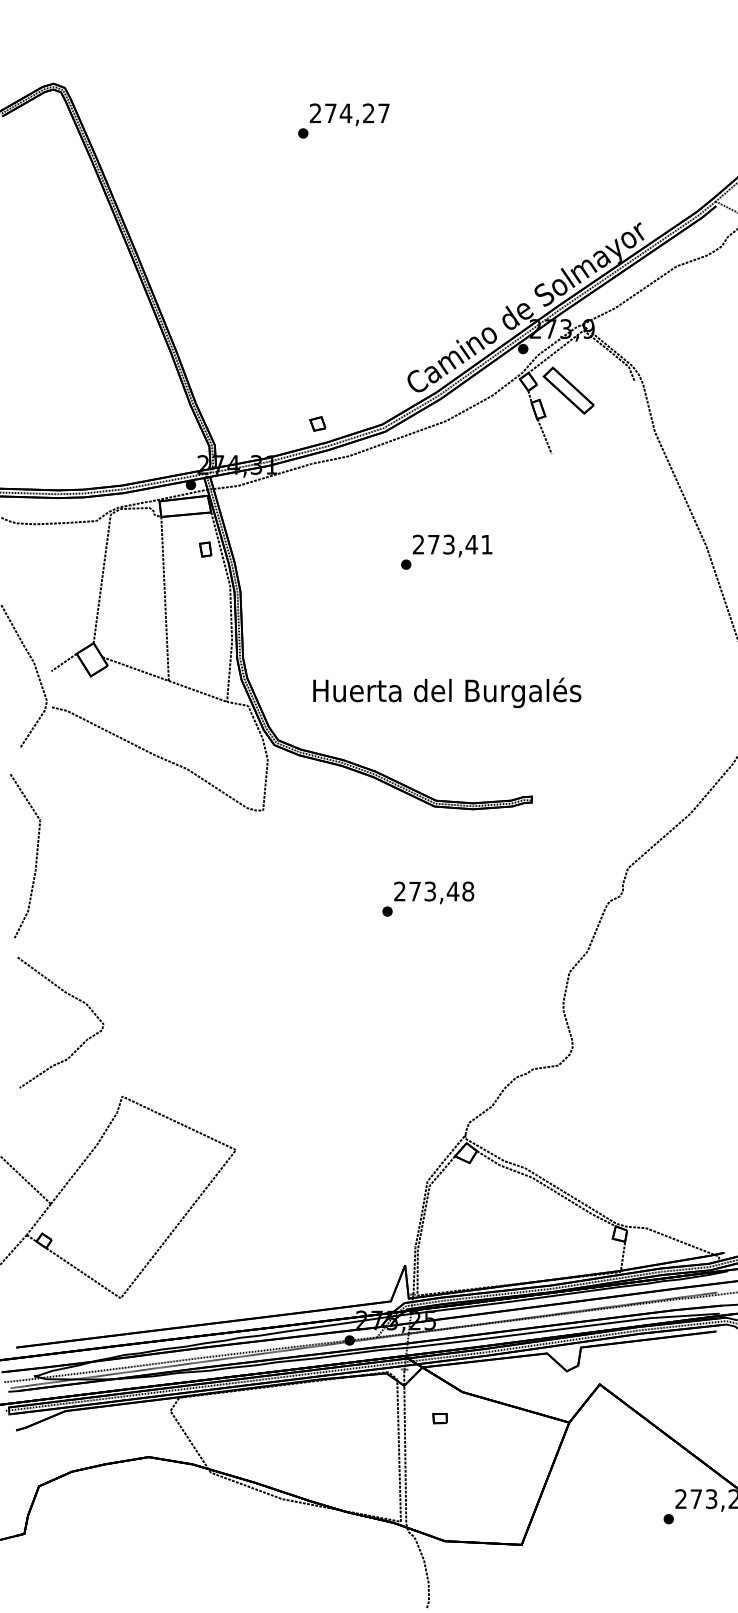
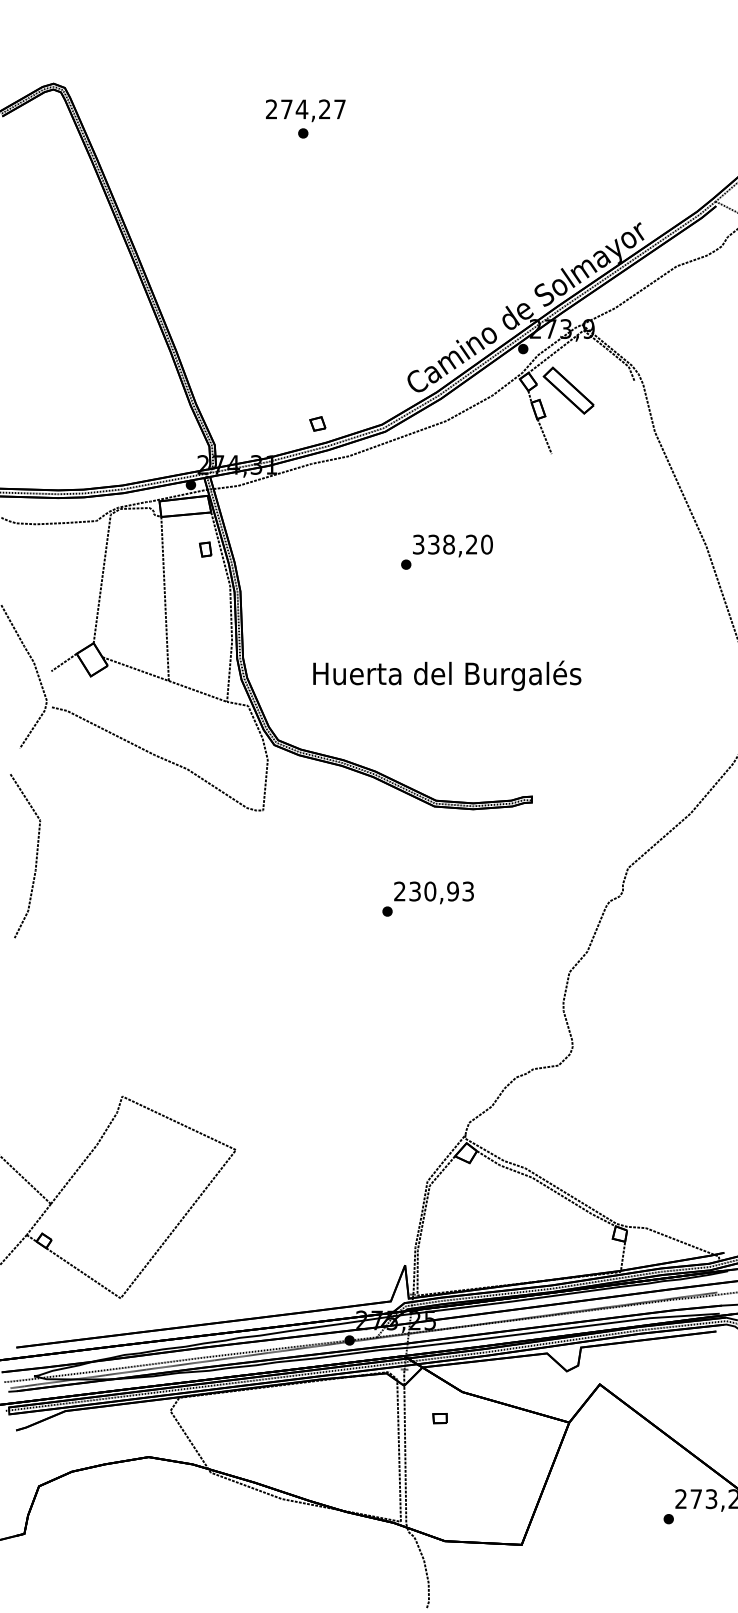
text position: (349, 114) -> (305, 110) (305, 110)
text: 273,41 -> 338,20 (452, 544)
text position: (447, 692) -> (447, 675) (447, 675)
text: 273,48 -> 230,93 (441, 891)
curve: present -> none (72, 997)
